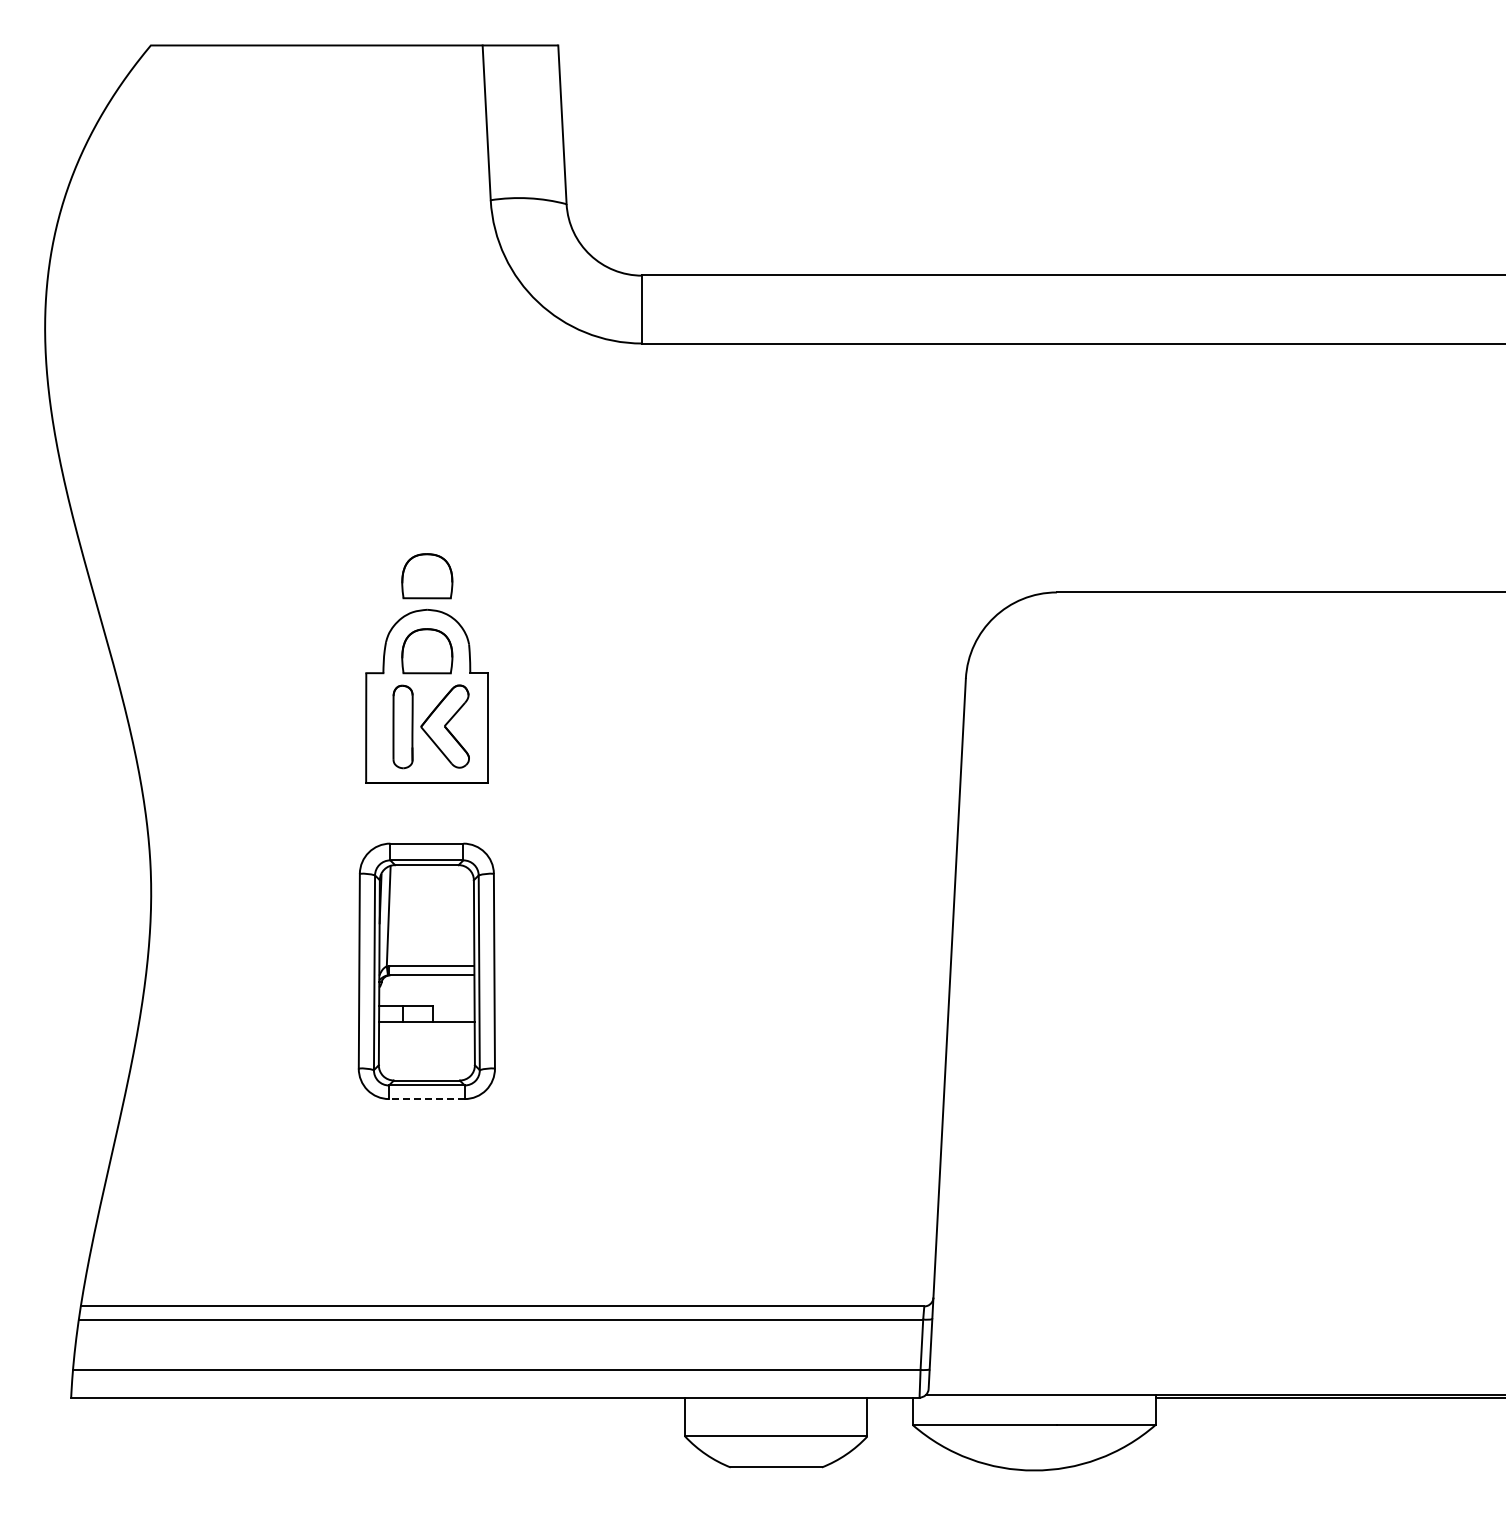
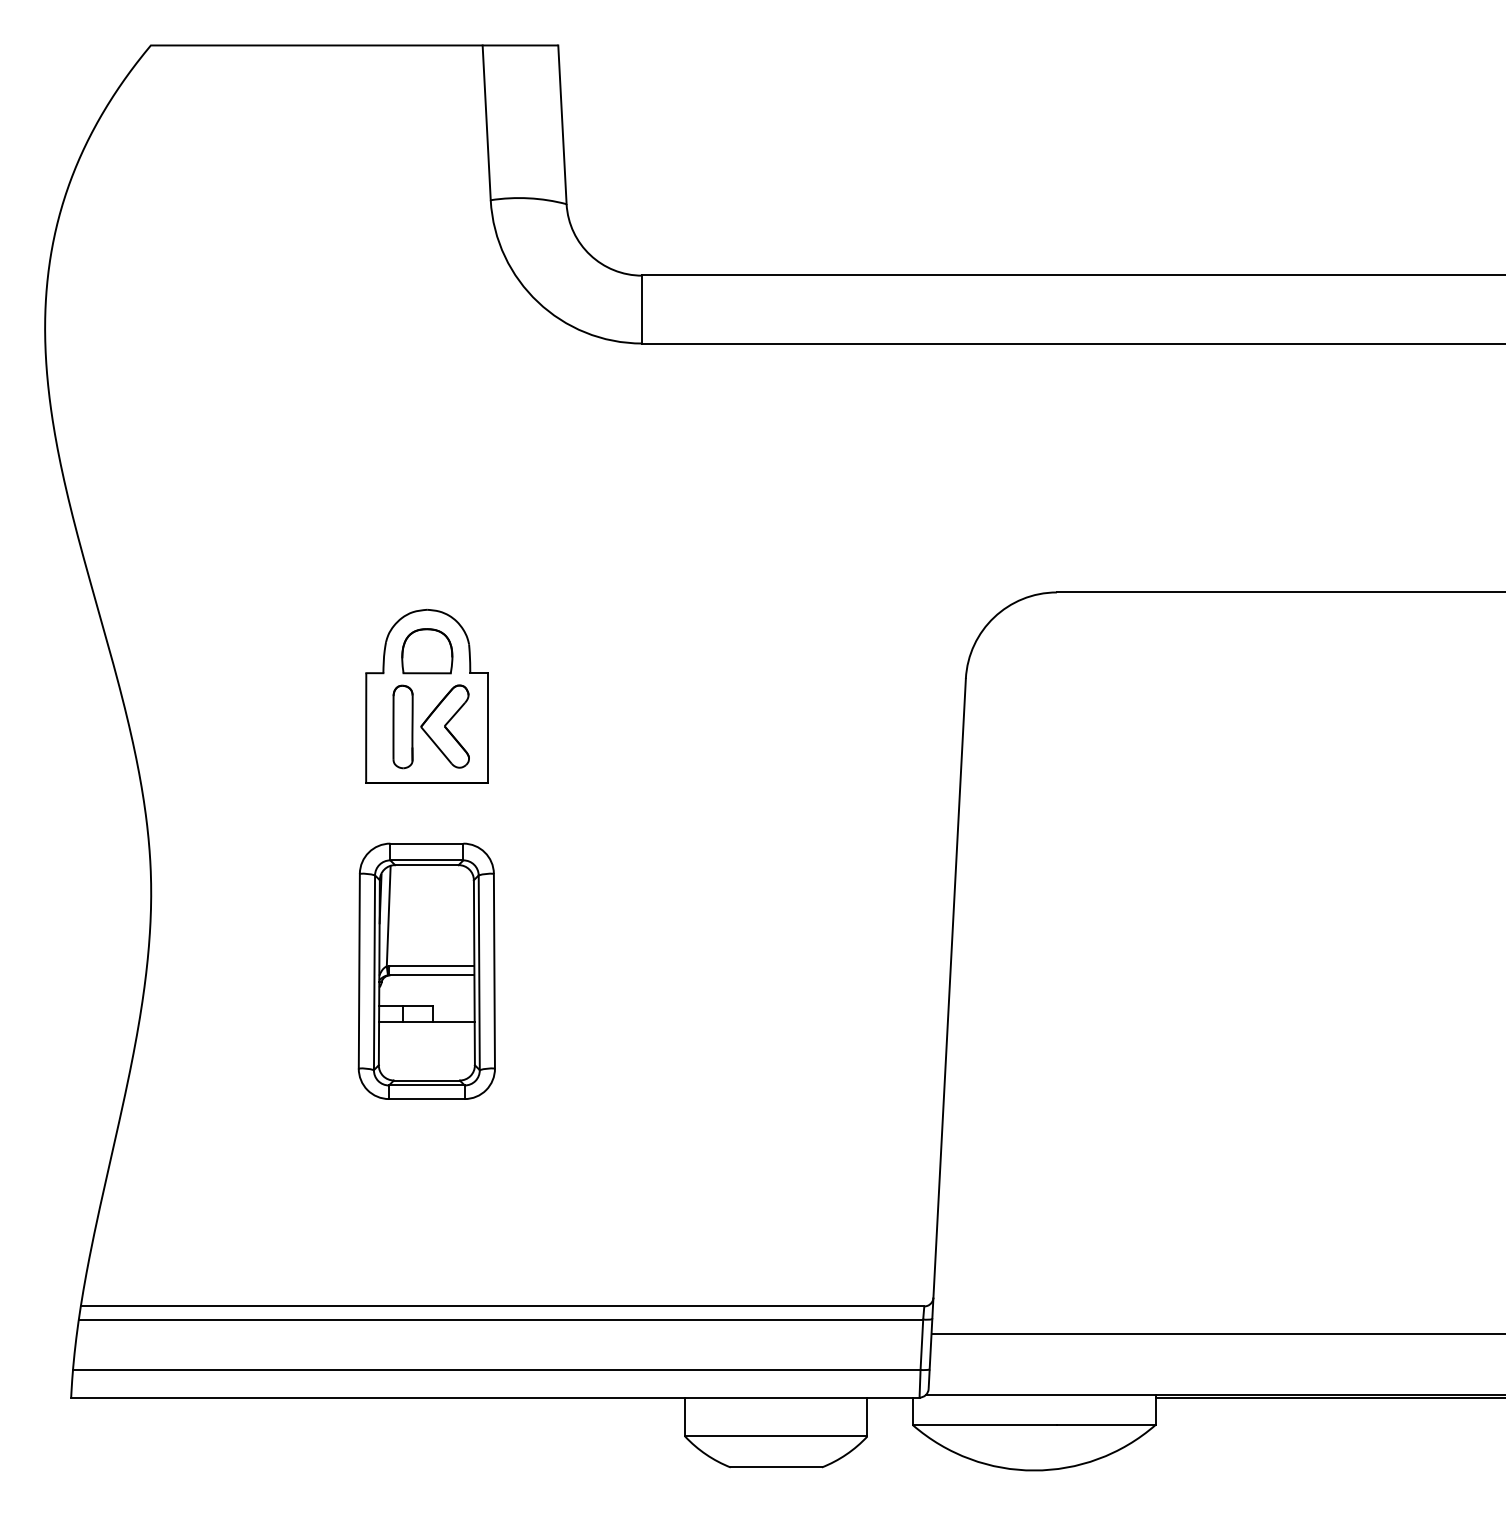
part: present -> none (427, 576)
line: dashed -> solid (426, 1099)
line: none -> present (1216, 1333)
